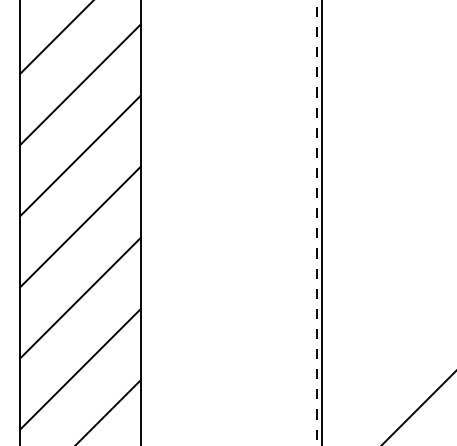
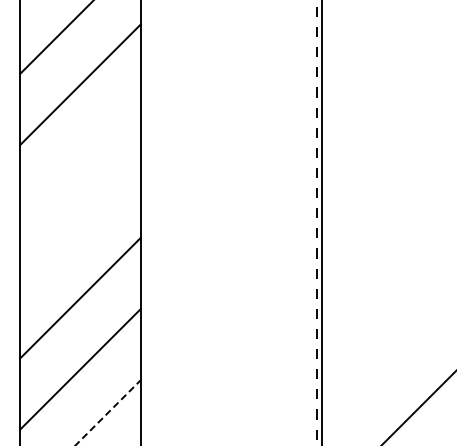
line: present -> none (80, 155)
line: present -> none (80, 226)
line: solid -> dashed (108, 412)
